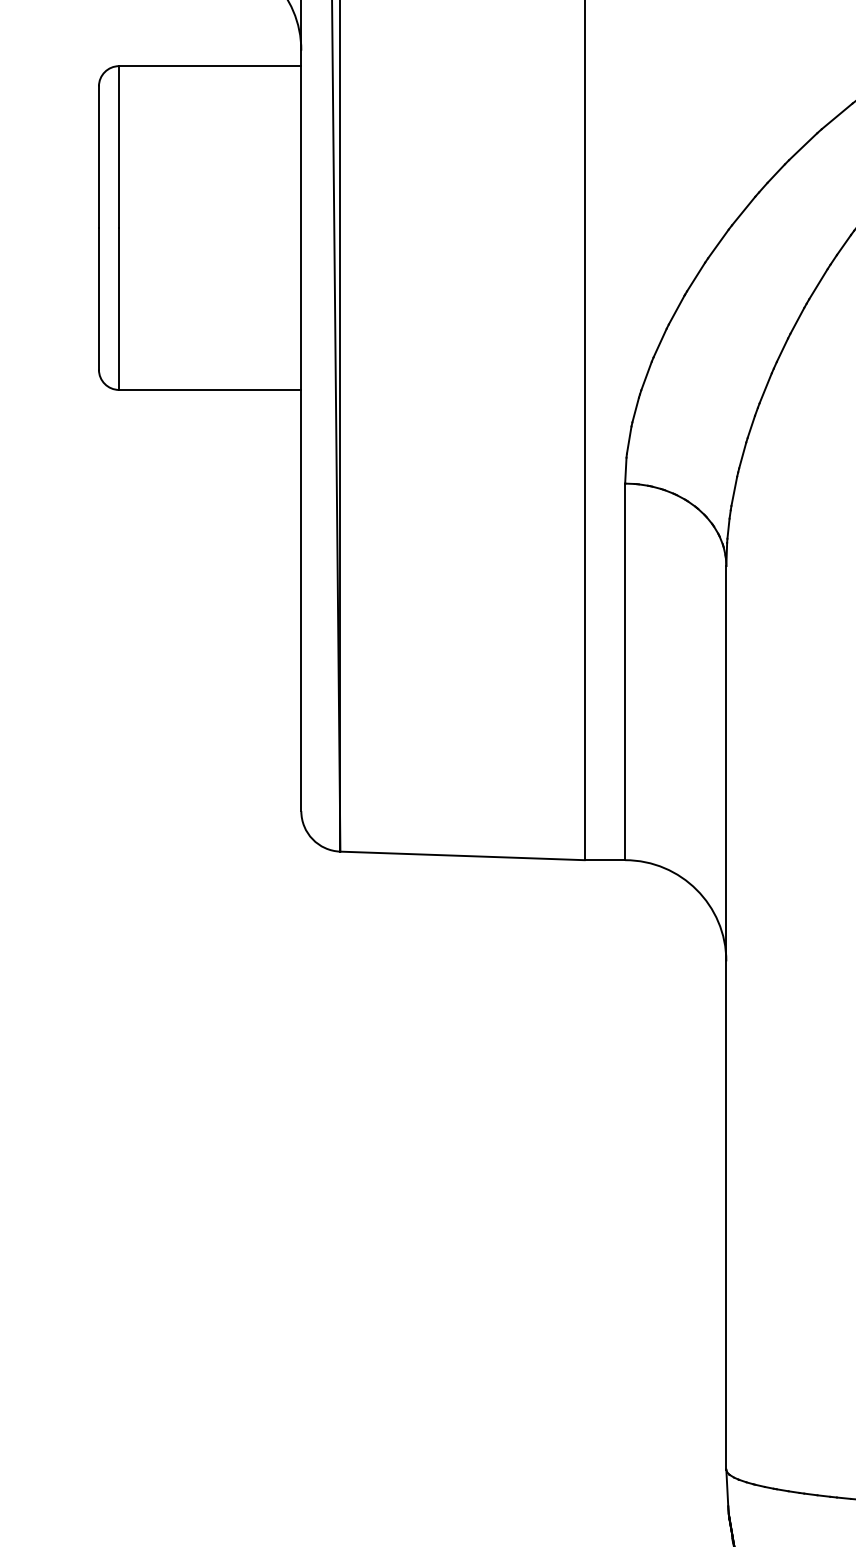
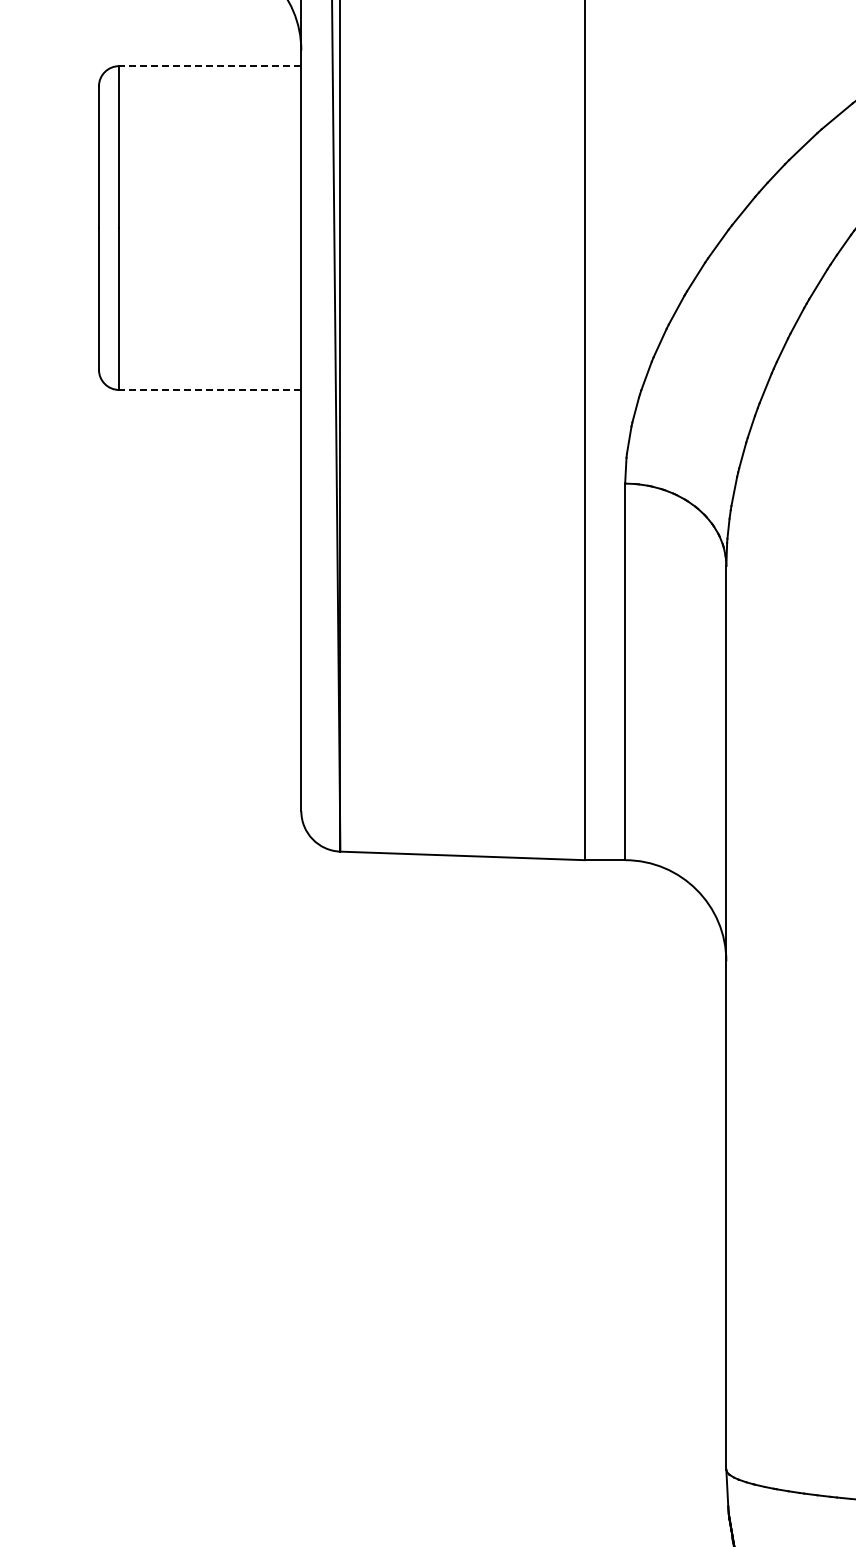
line: solid -> dashed (209, 66)
line: solid -> dashed (209, 389)
